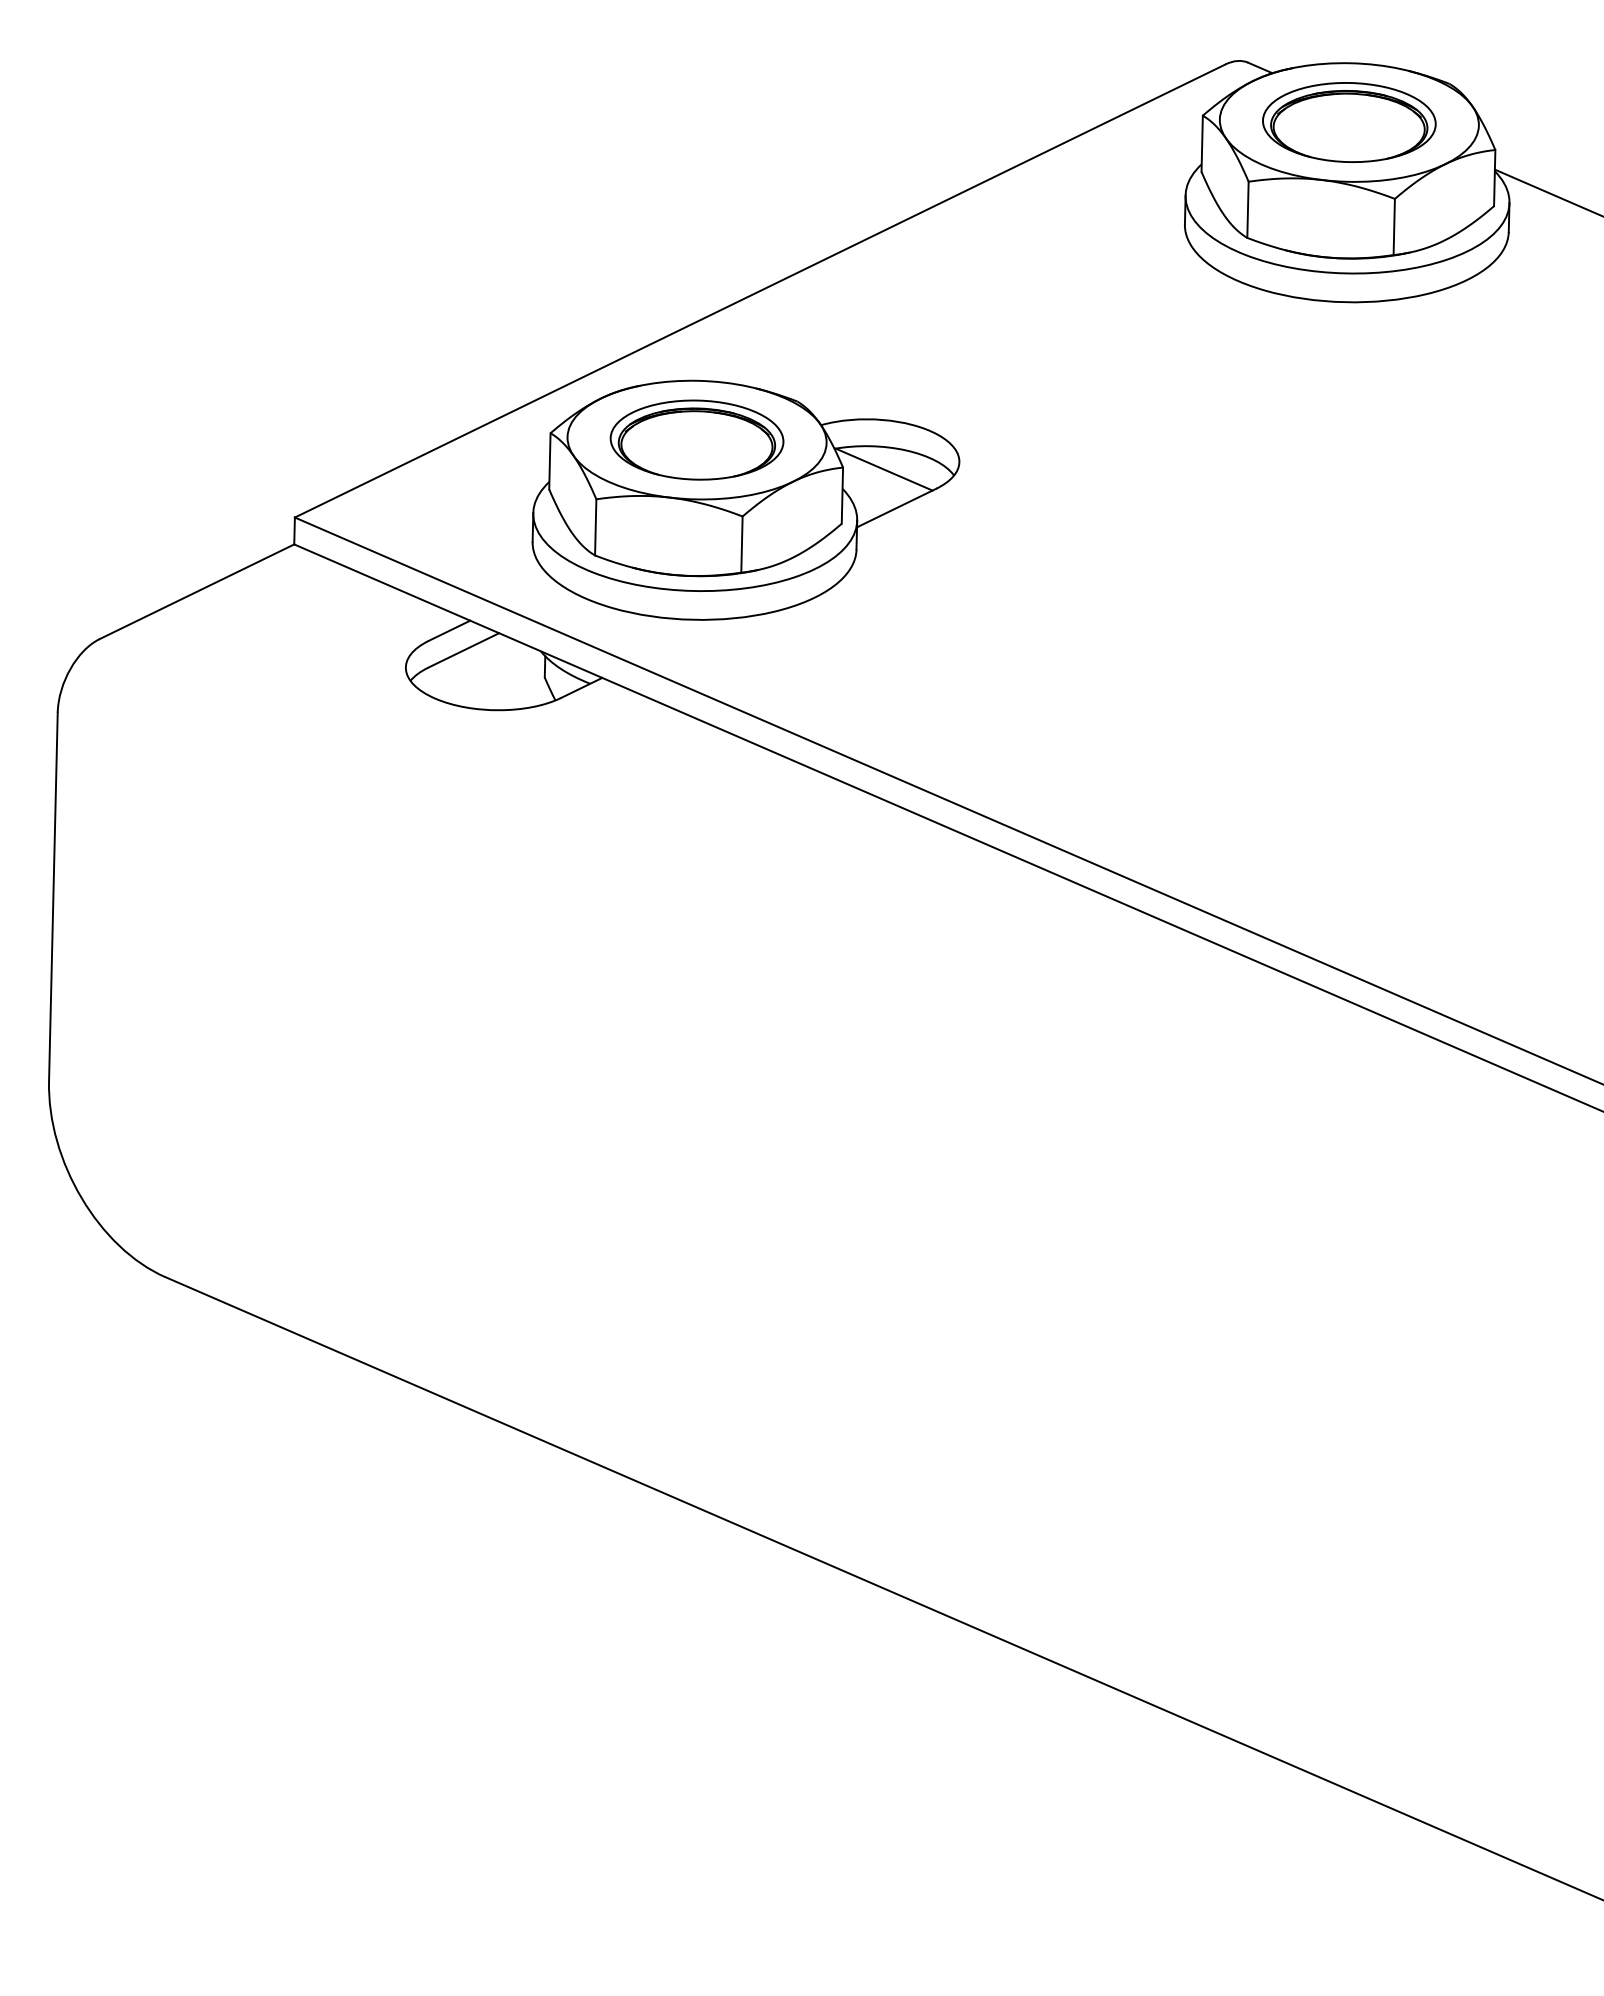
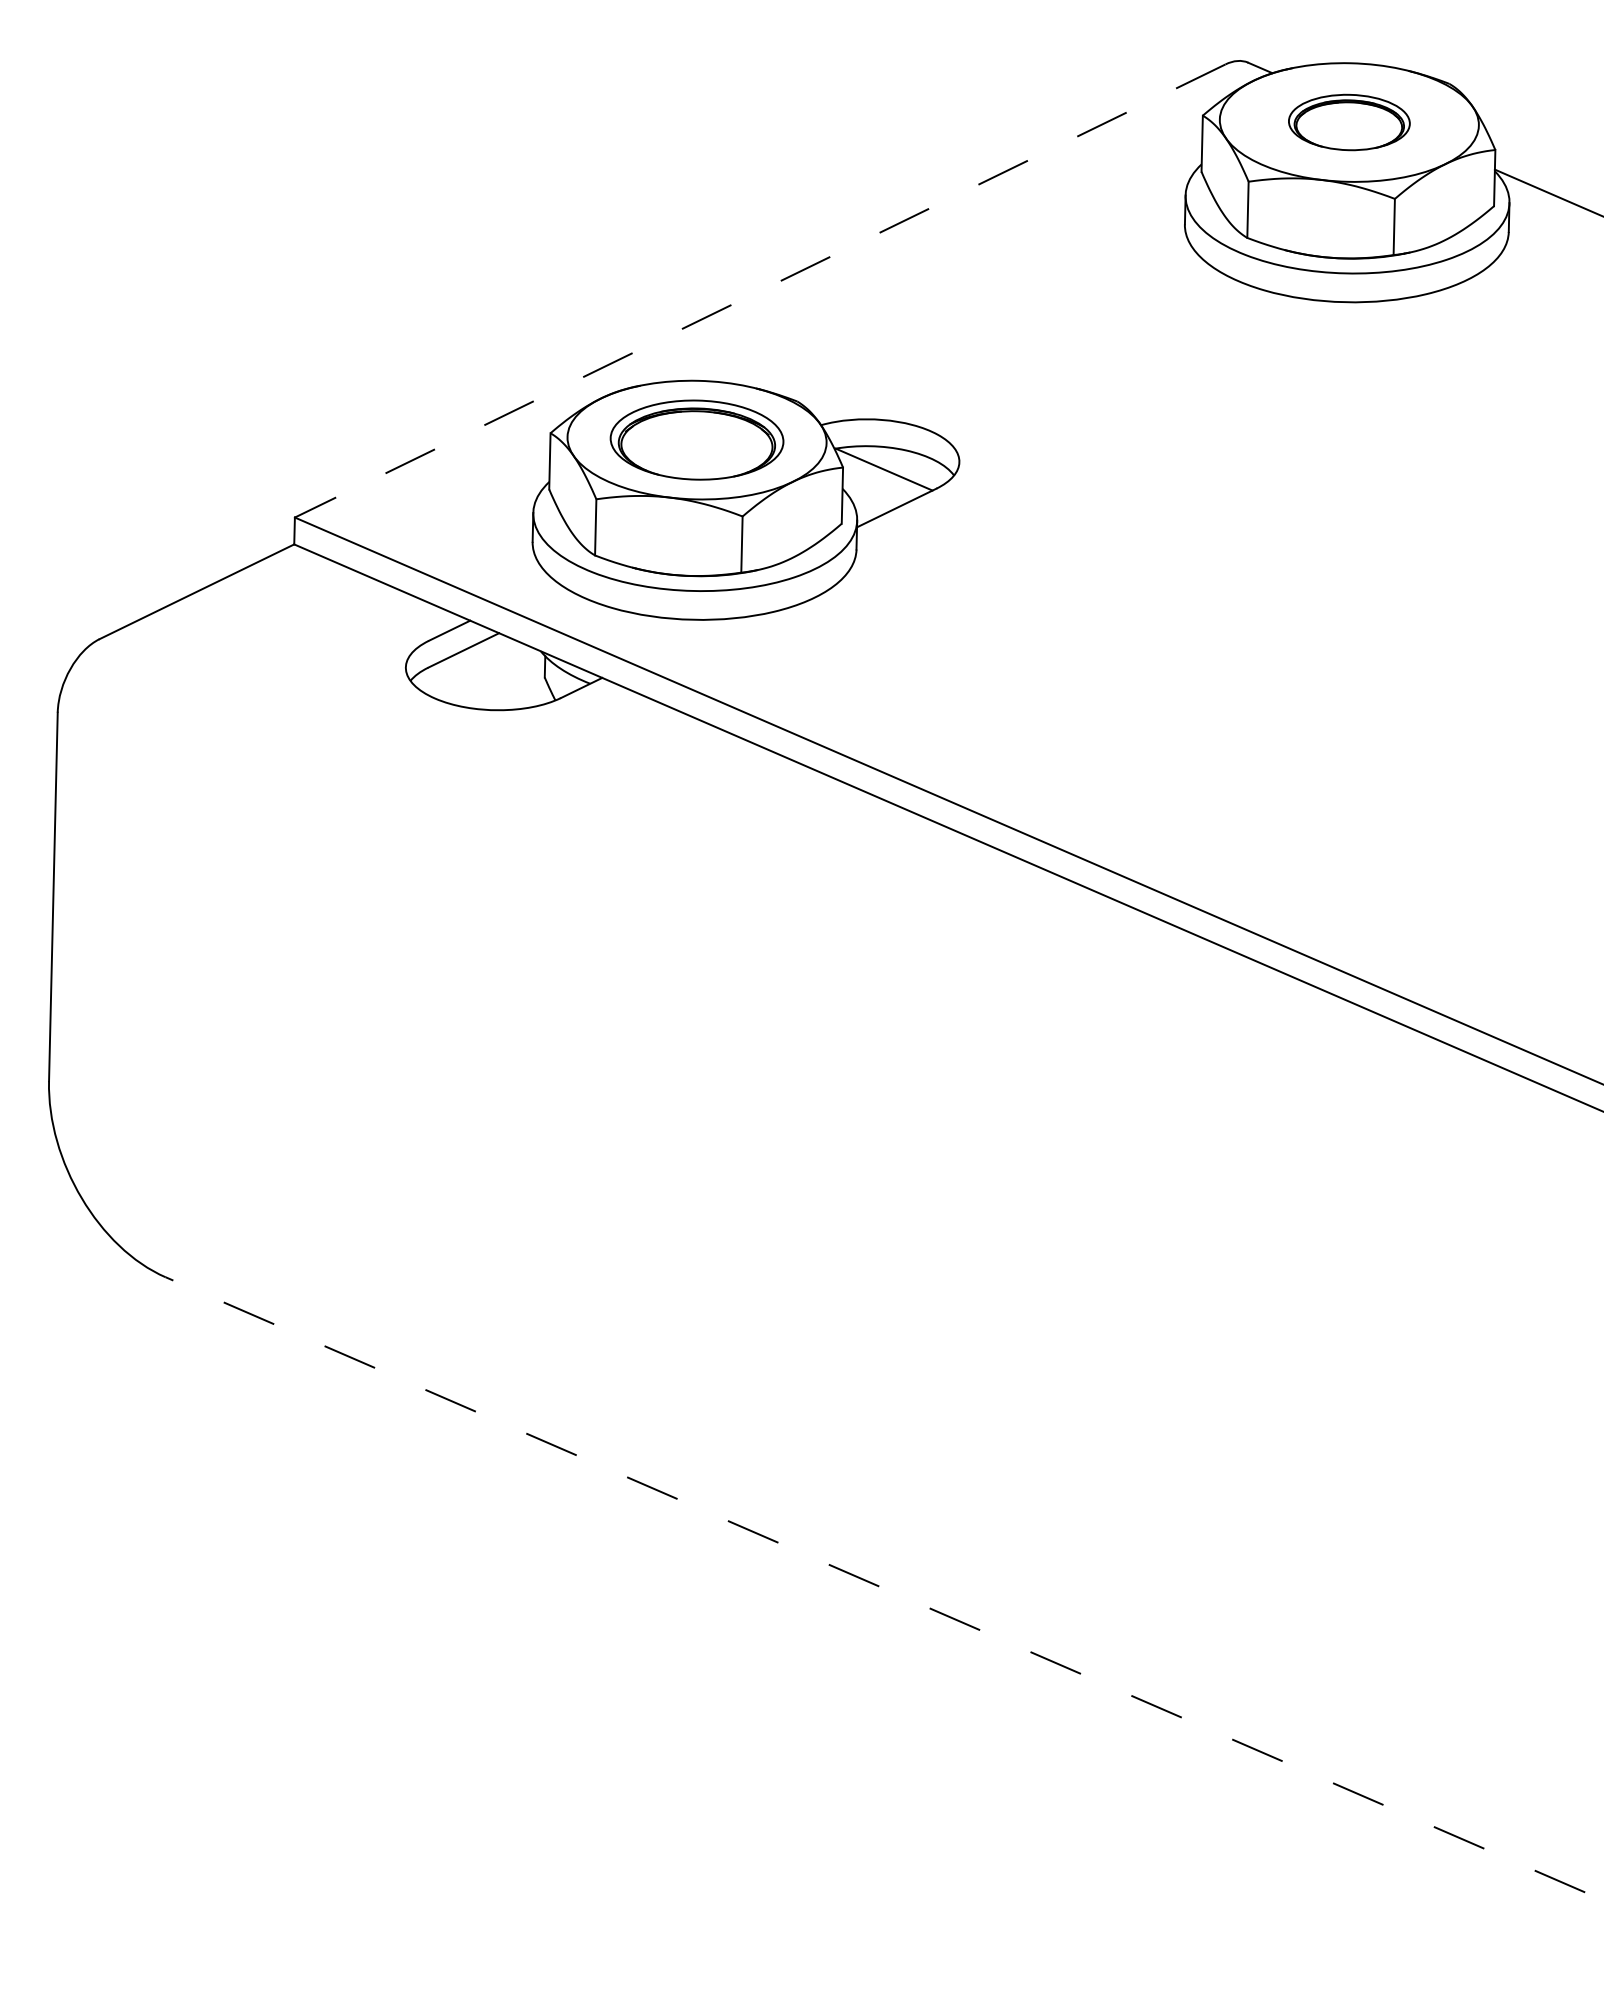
part size: 175x81 px -> 123x59 px (1349, 122)
line: solid -> dashed (760, 291)
line: solid -> dashed (884, 1588)
